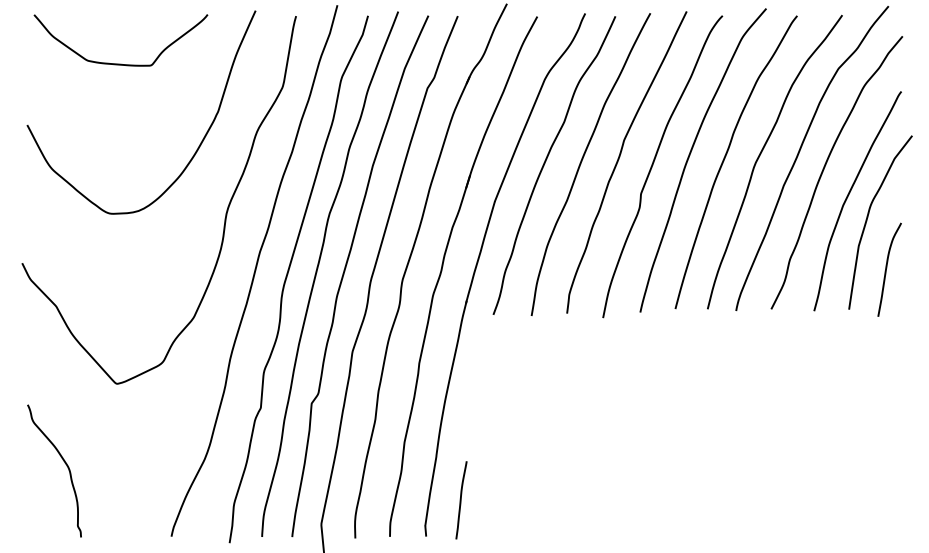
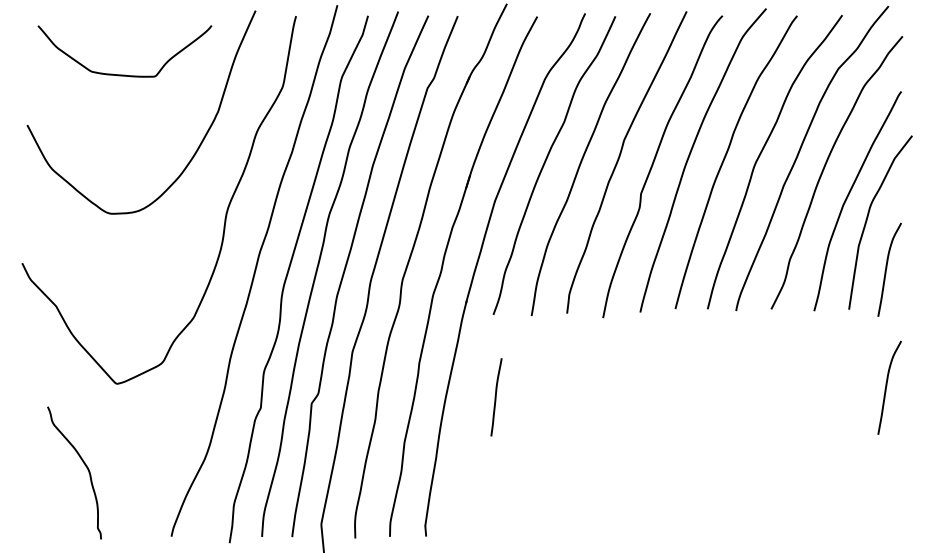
curve position: (120, 63) -> (124, 74) (124, 74)
curve: none -> present (887, 386)
curve position: (64, 463) -> (84, 465) (84, 465)
curve position: (461, 500) -> (496, 397) (496, 397)
